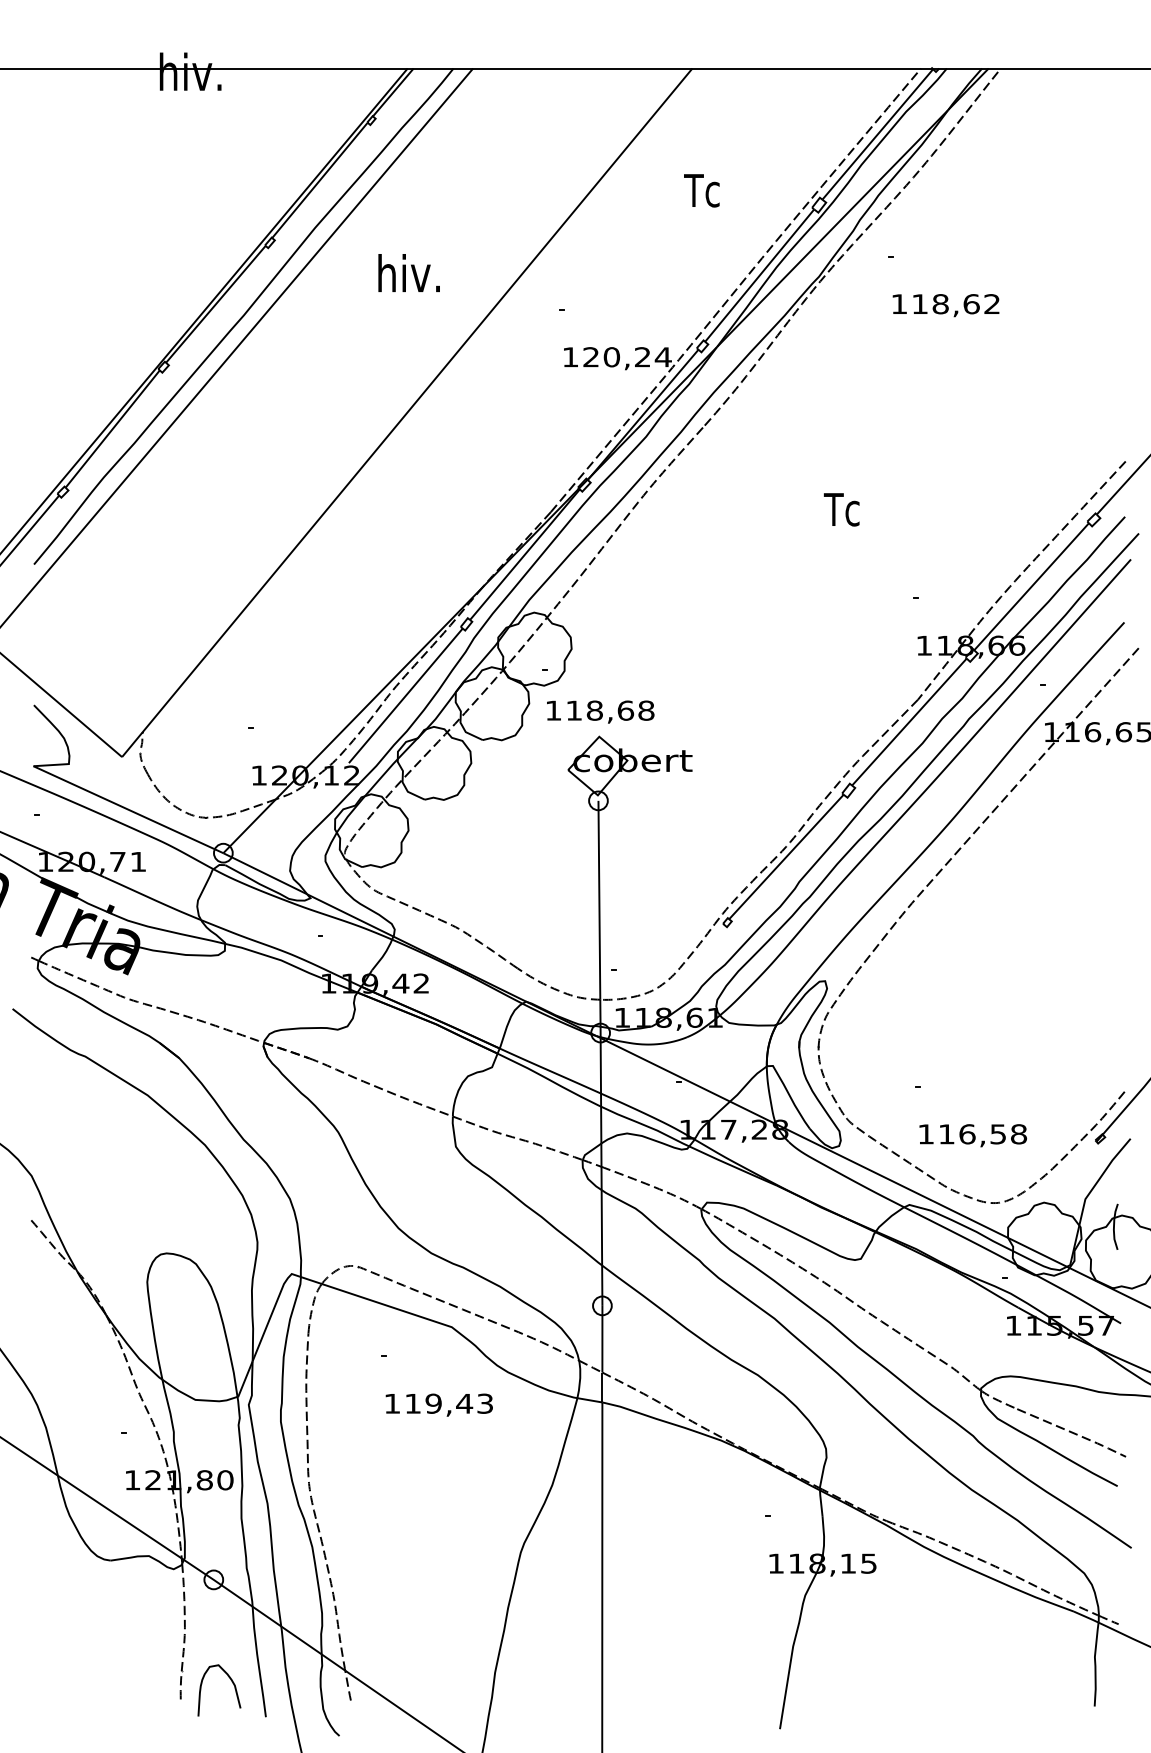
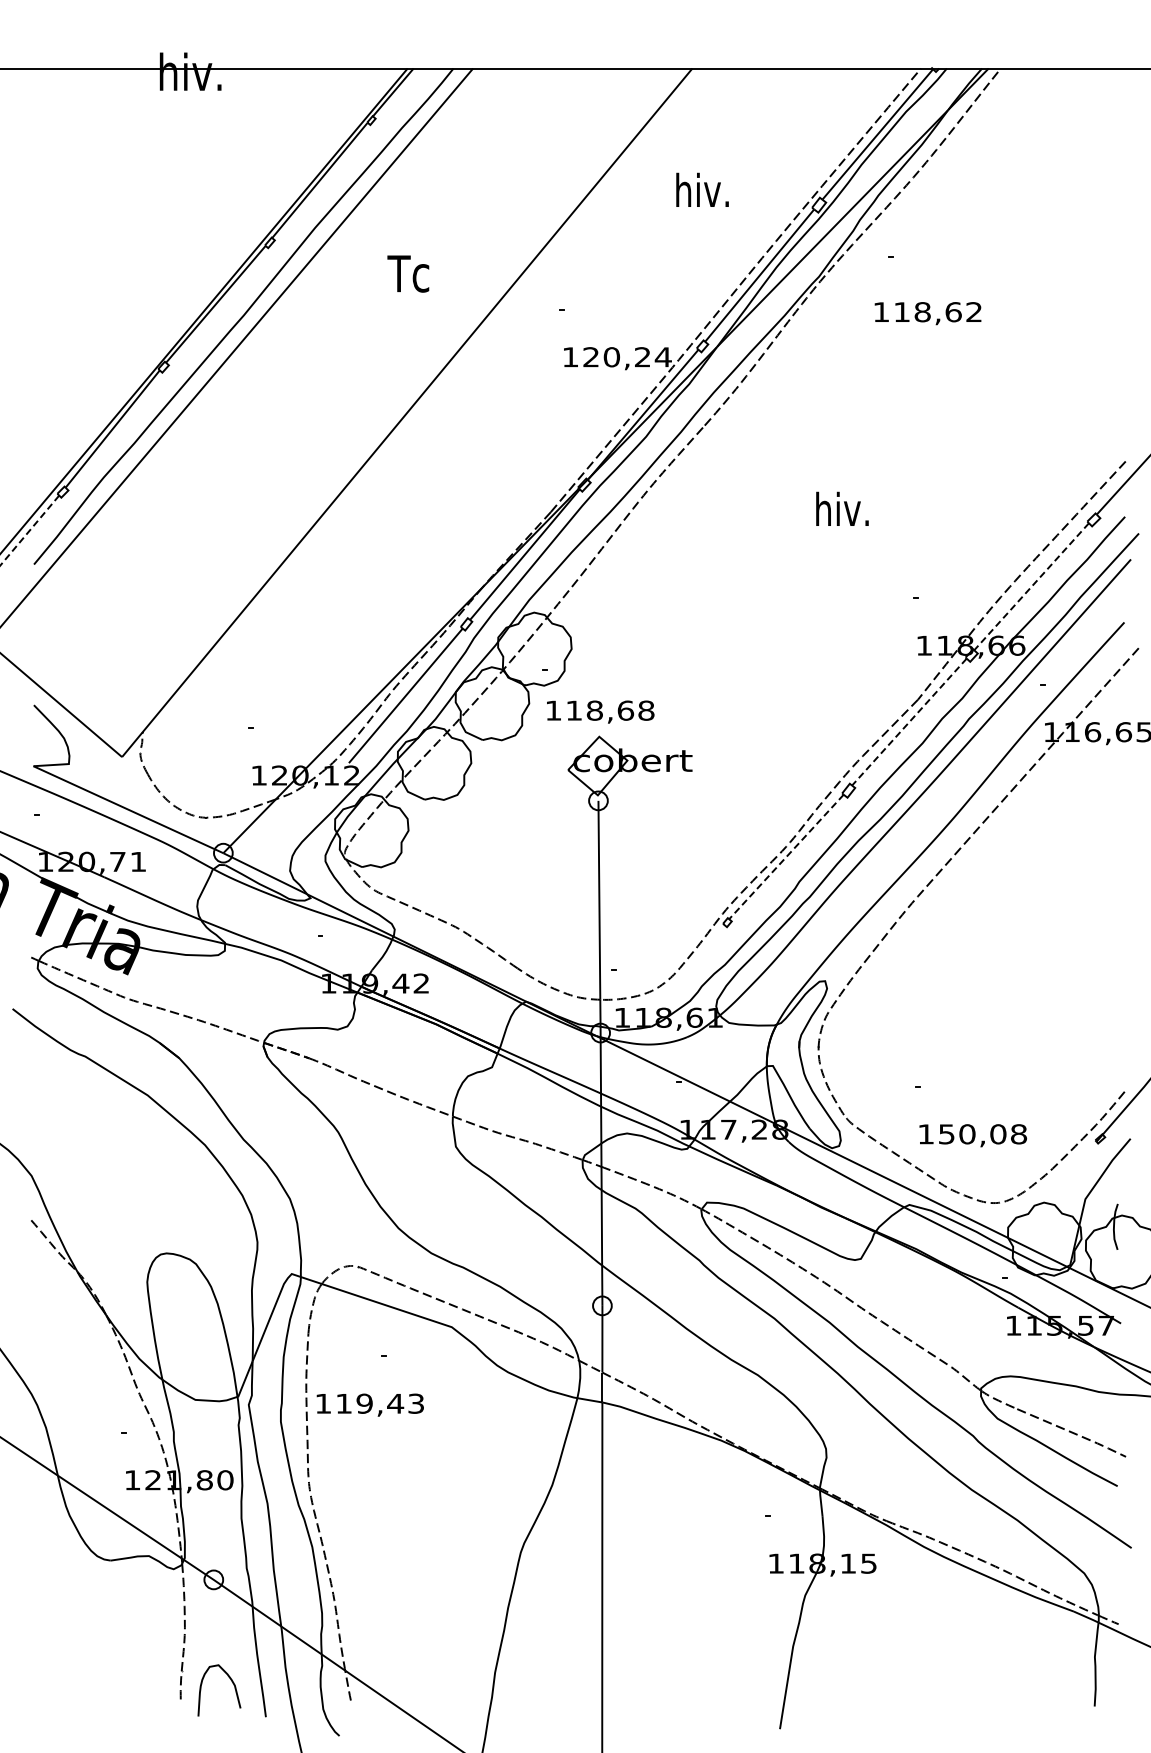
text: Tc -> hiv. (702, 189)
text: hiv. -> Tc (408, 273)
text position: (945, 305) -> (927, 313) (927, 313)
text: Tc -> hiv. (842, 508)
line: solid -> dashed (29, 530)
line: solid -> dashed (1031, 586)
line: solid -> dashed (909, 722)
line: solid -> dashed (786, 856)
text: 116,58 -> 150,08 (972, 1134)
text position: (438, 1404) -> (369, 1404) (369, 1404)
